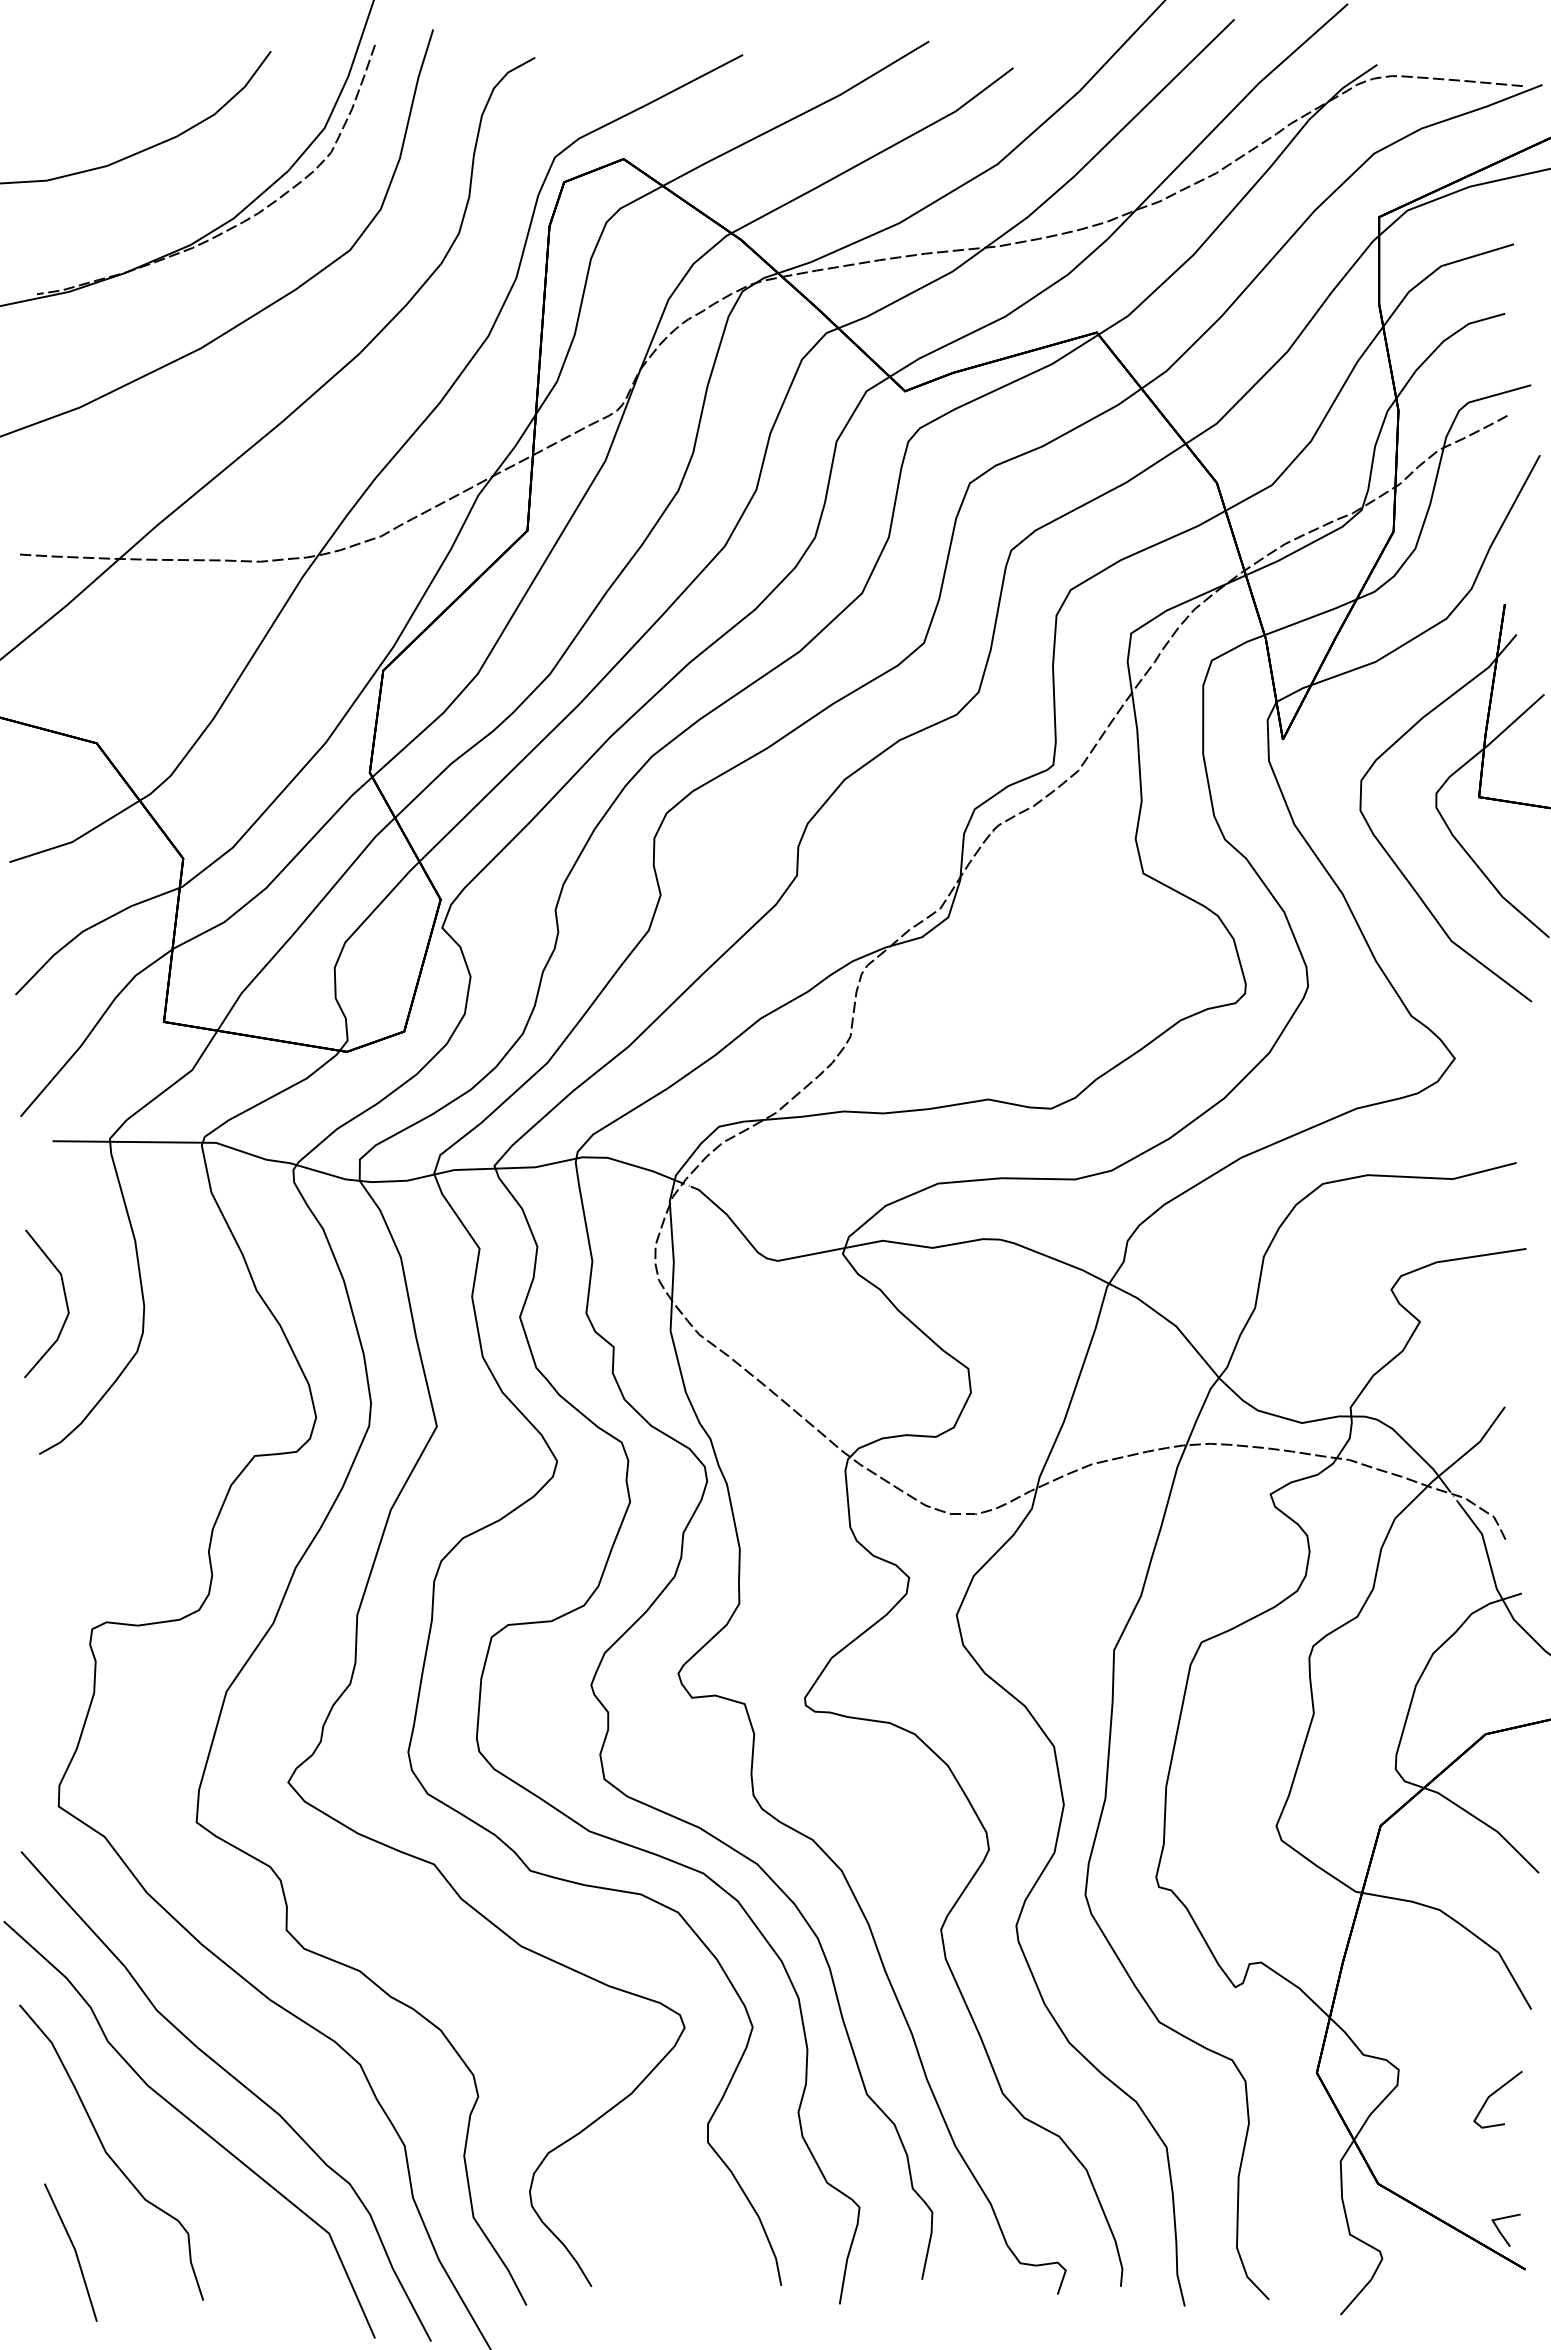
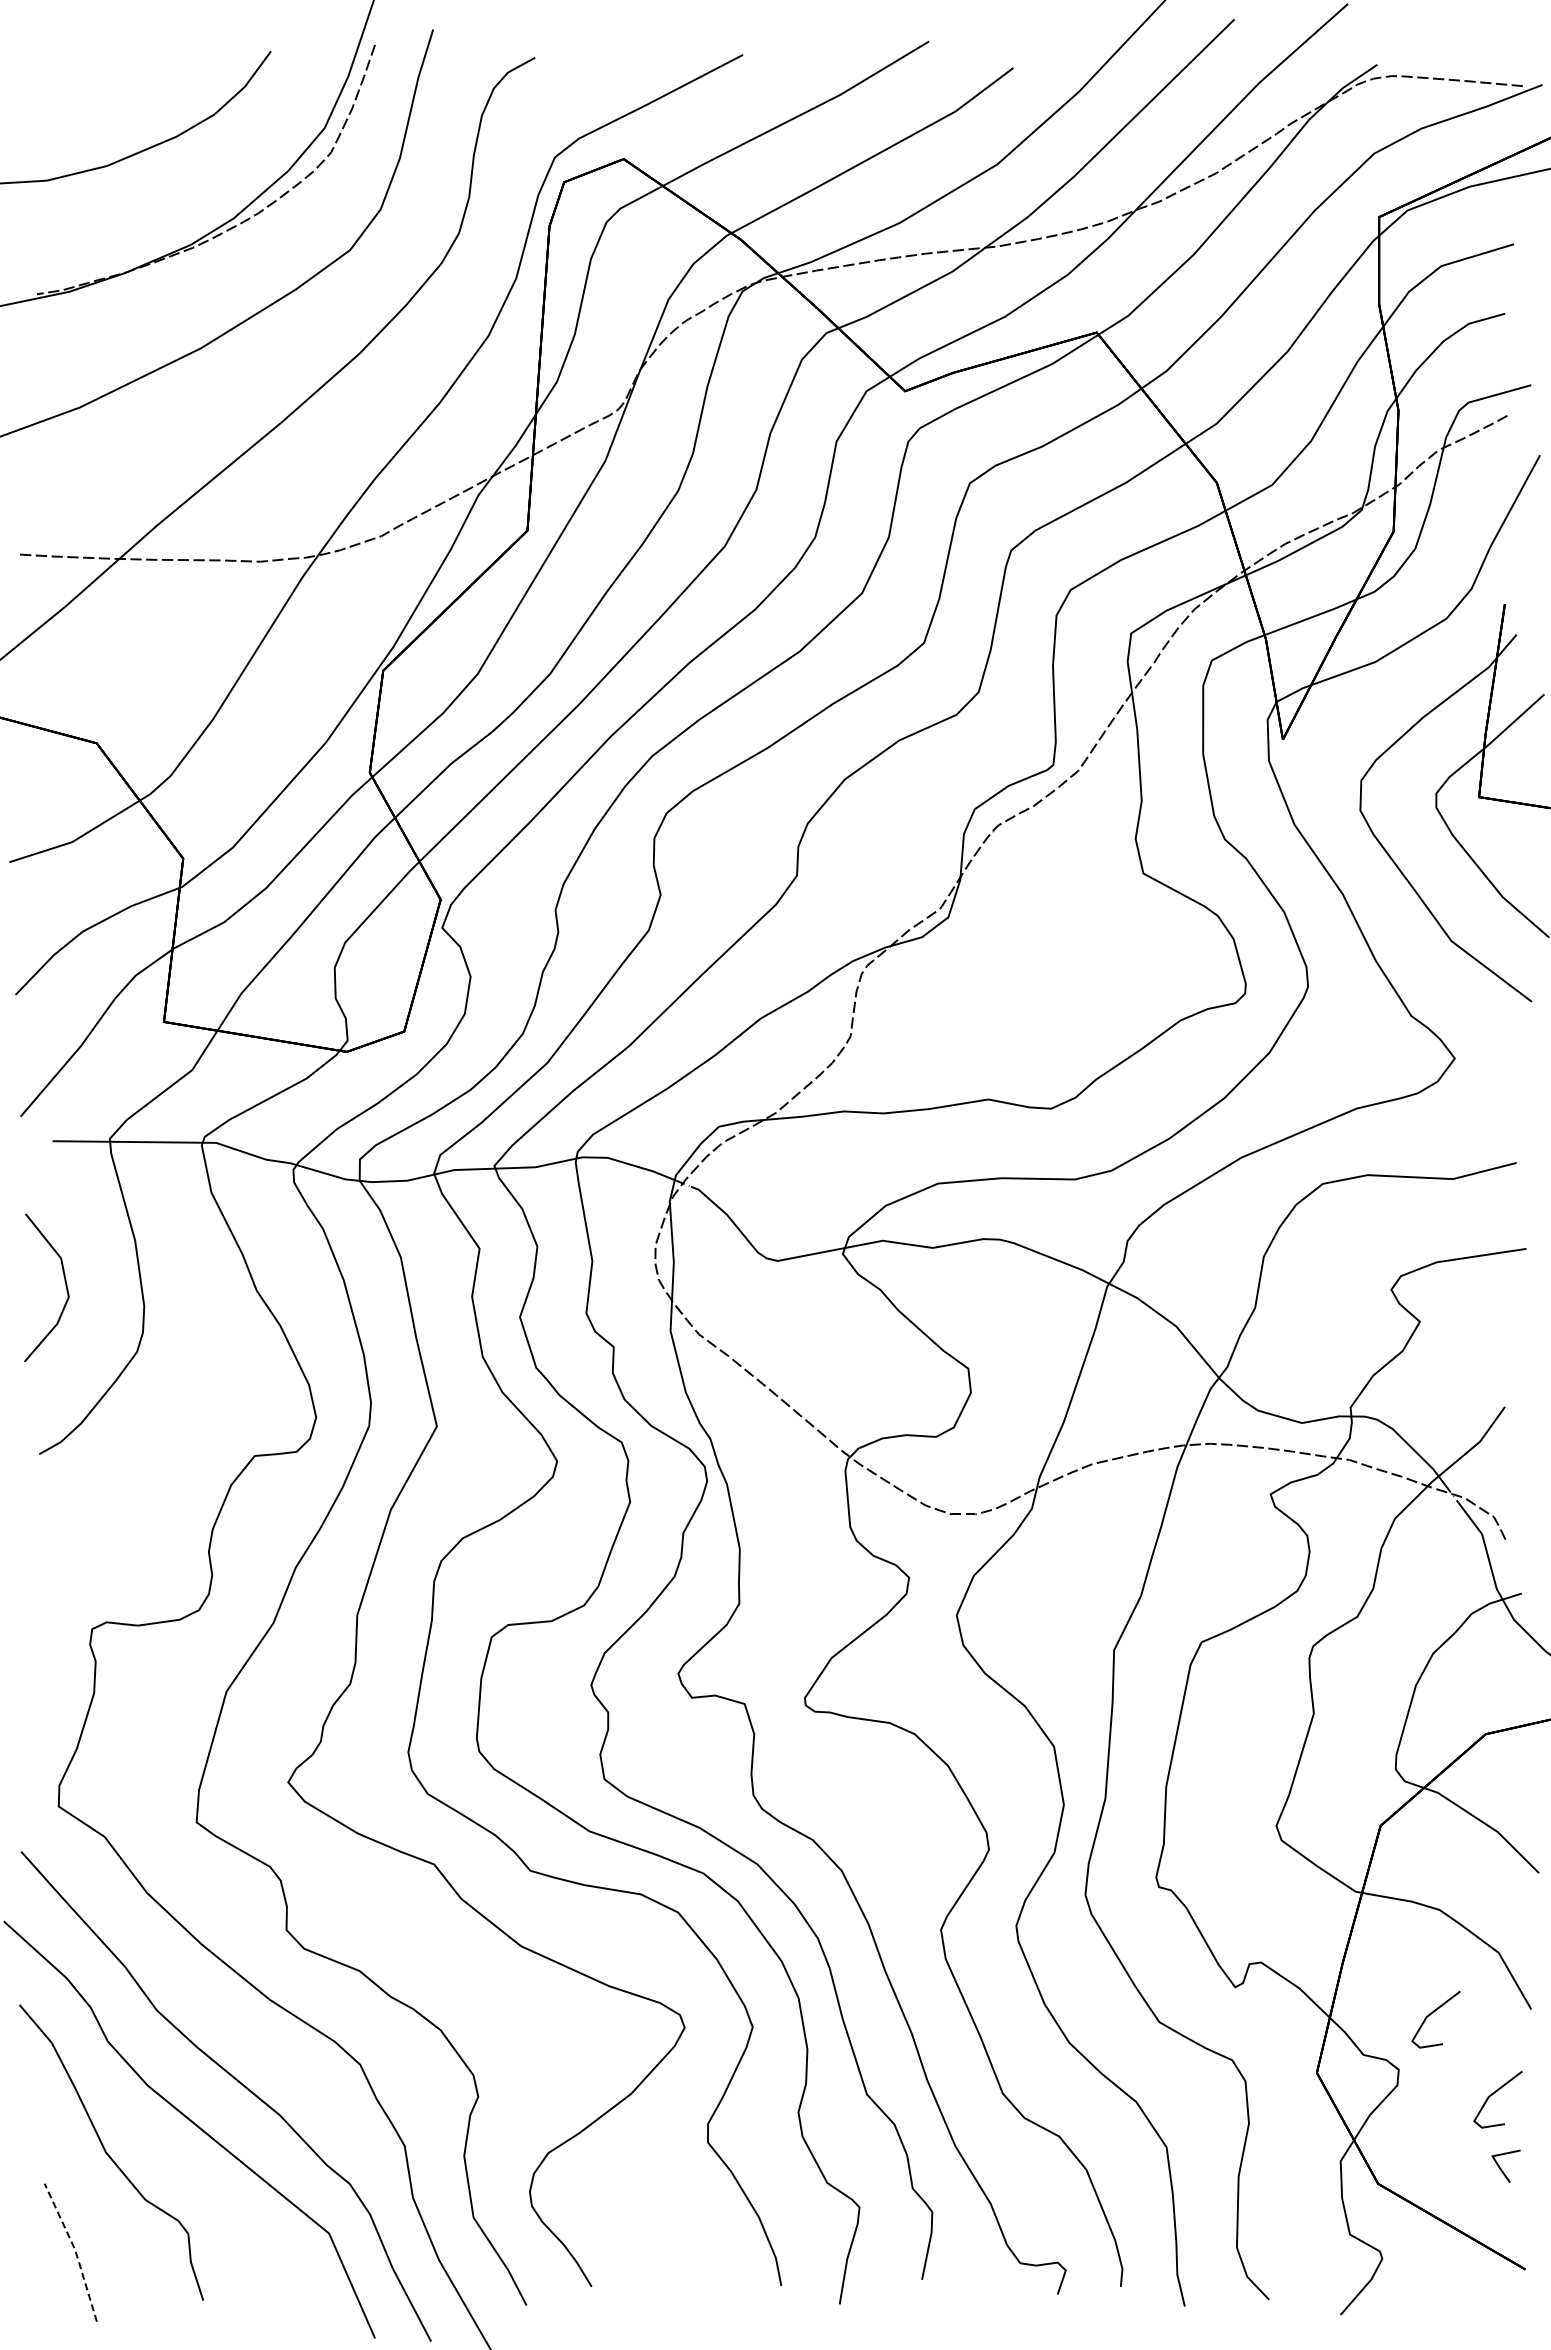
line position: (64, 1297) -> (64, 1281) (64, 1281)
line: none -> present (1431, 2014)
line position: (1501, 2232) -> (1501, 2168) (1501, 2168)
line: solid -> dashed (75, 2250)
